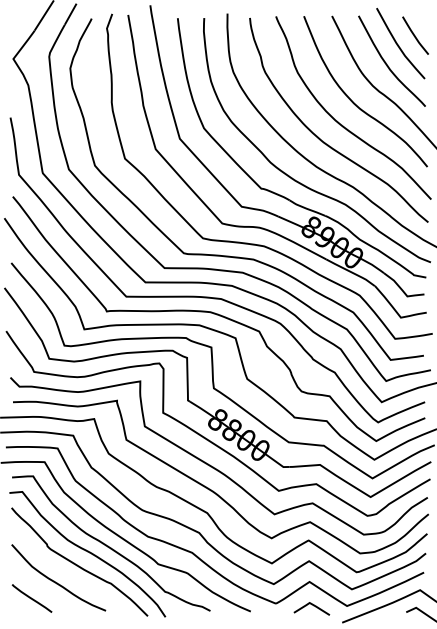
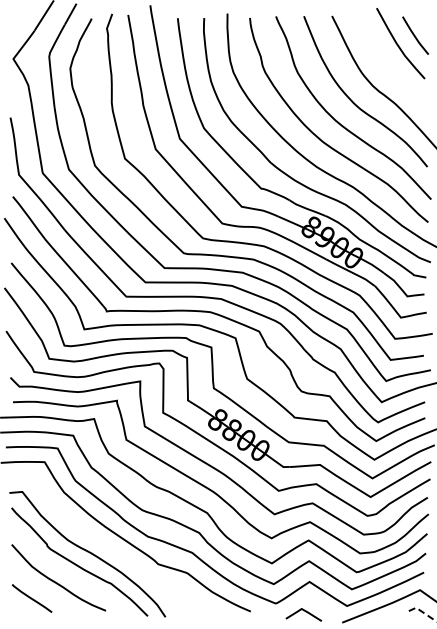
curve: present -> none (386, 62)
curve: present -> none (108, 545)
line position: (313, 606) -> (305, 612) (305, 612)
line: solid -> dashed (421, 611)
